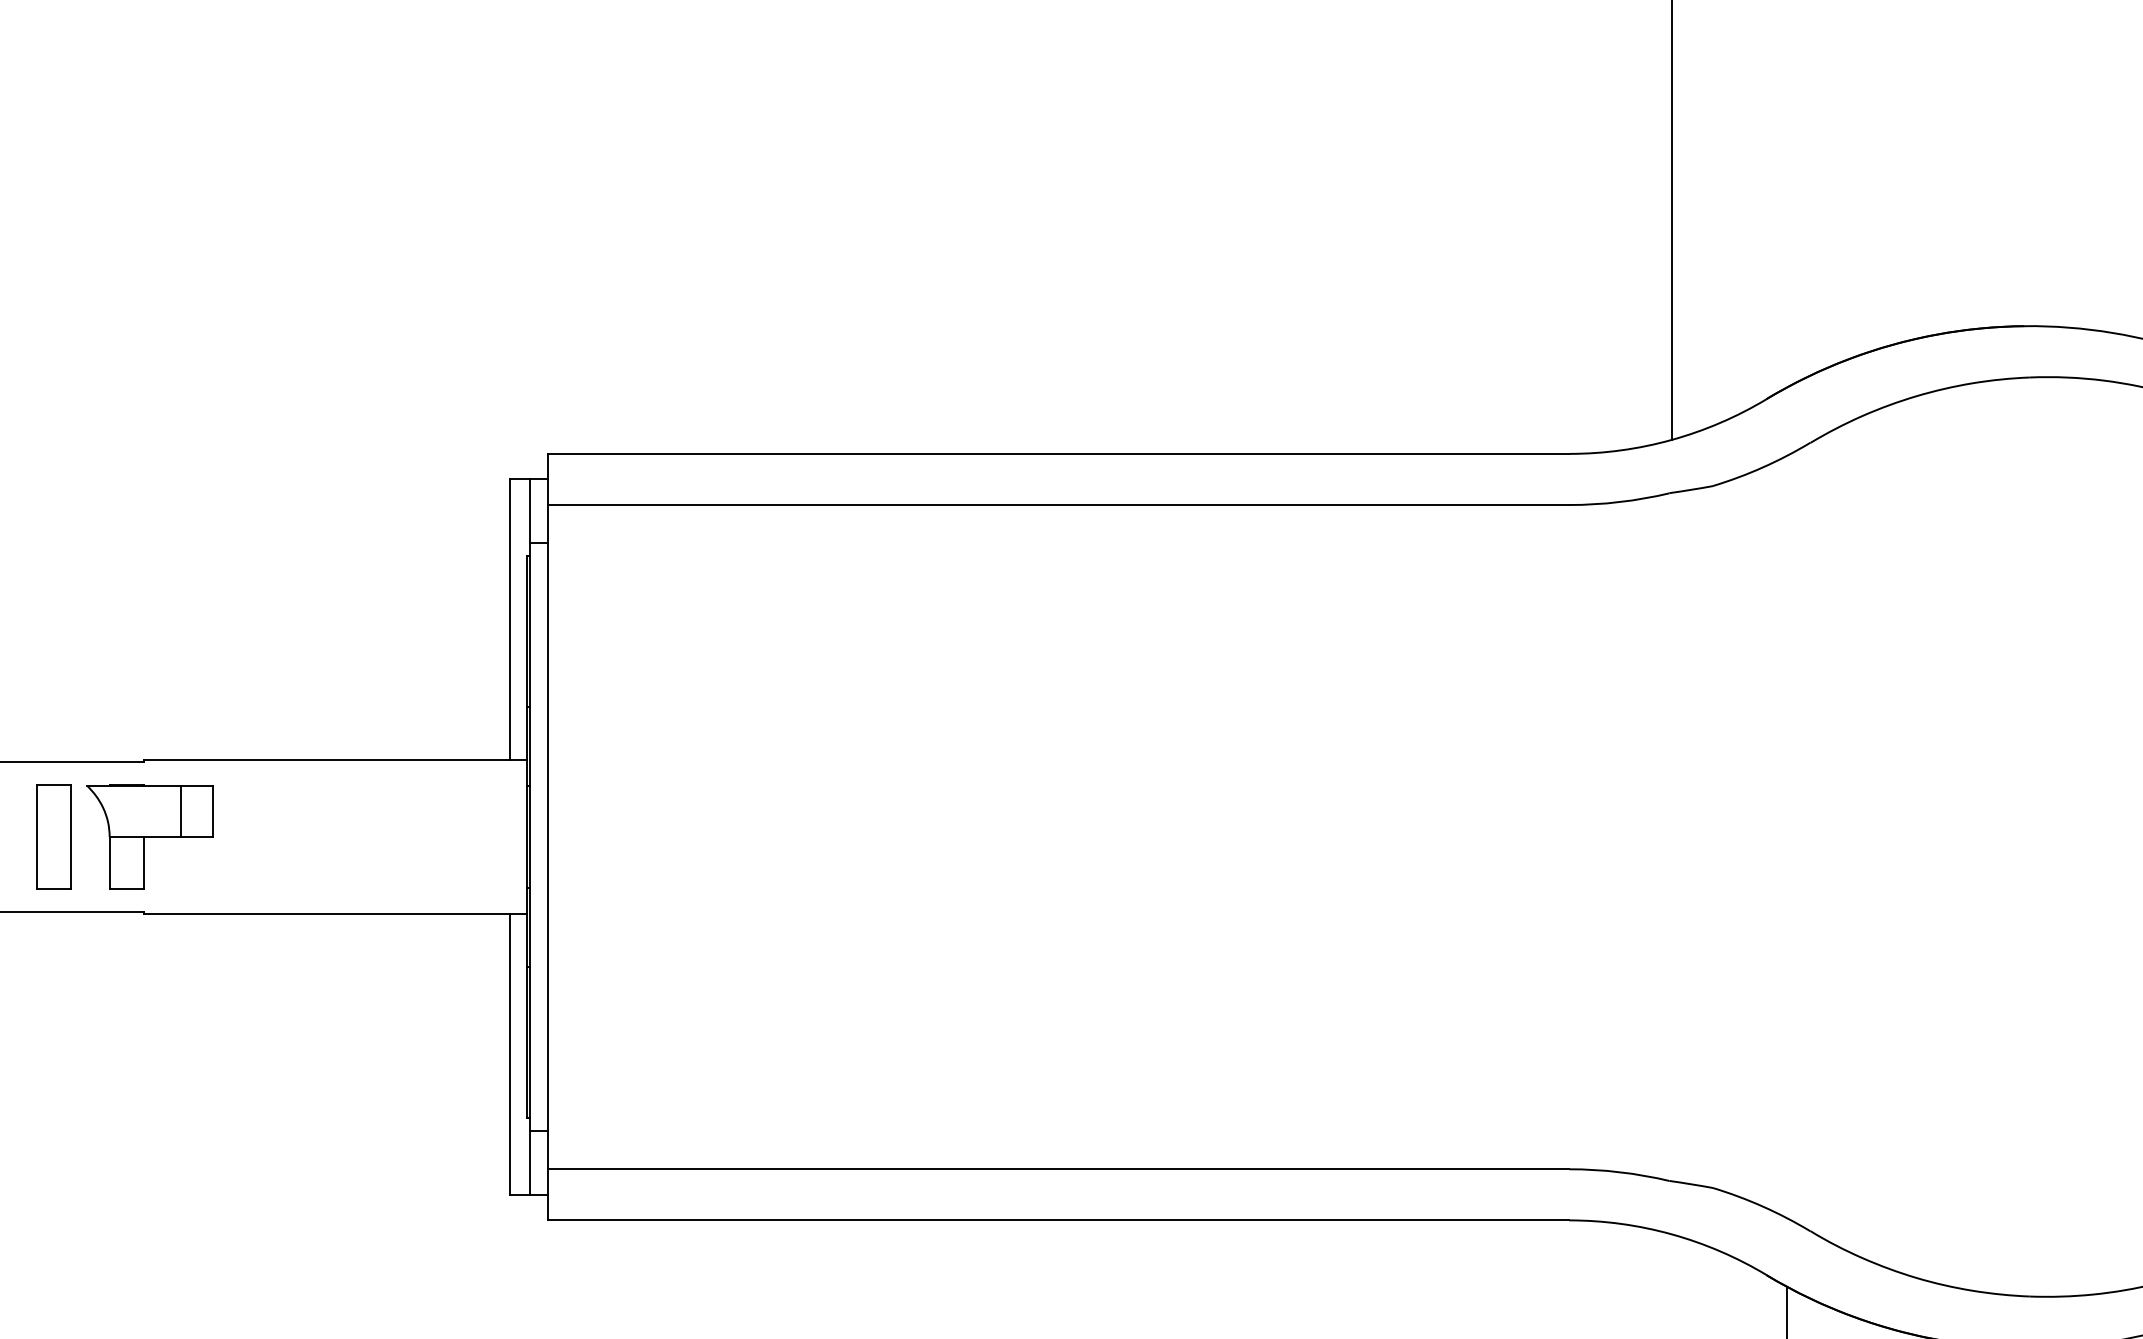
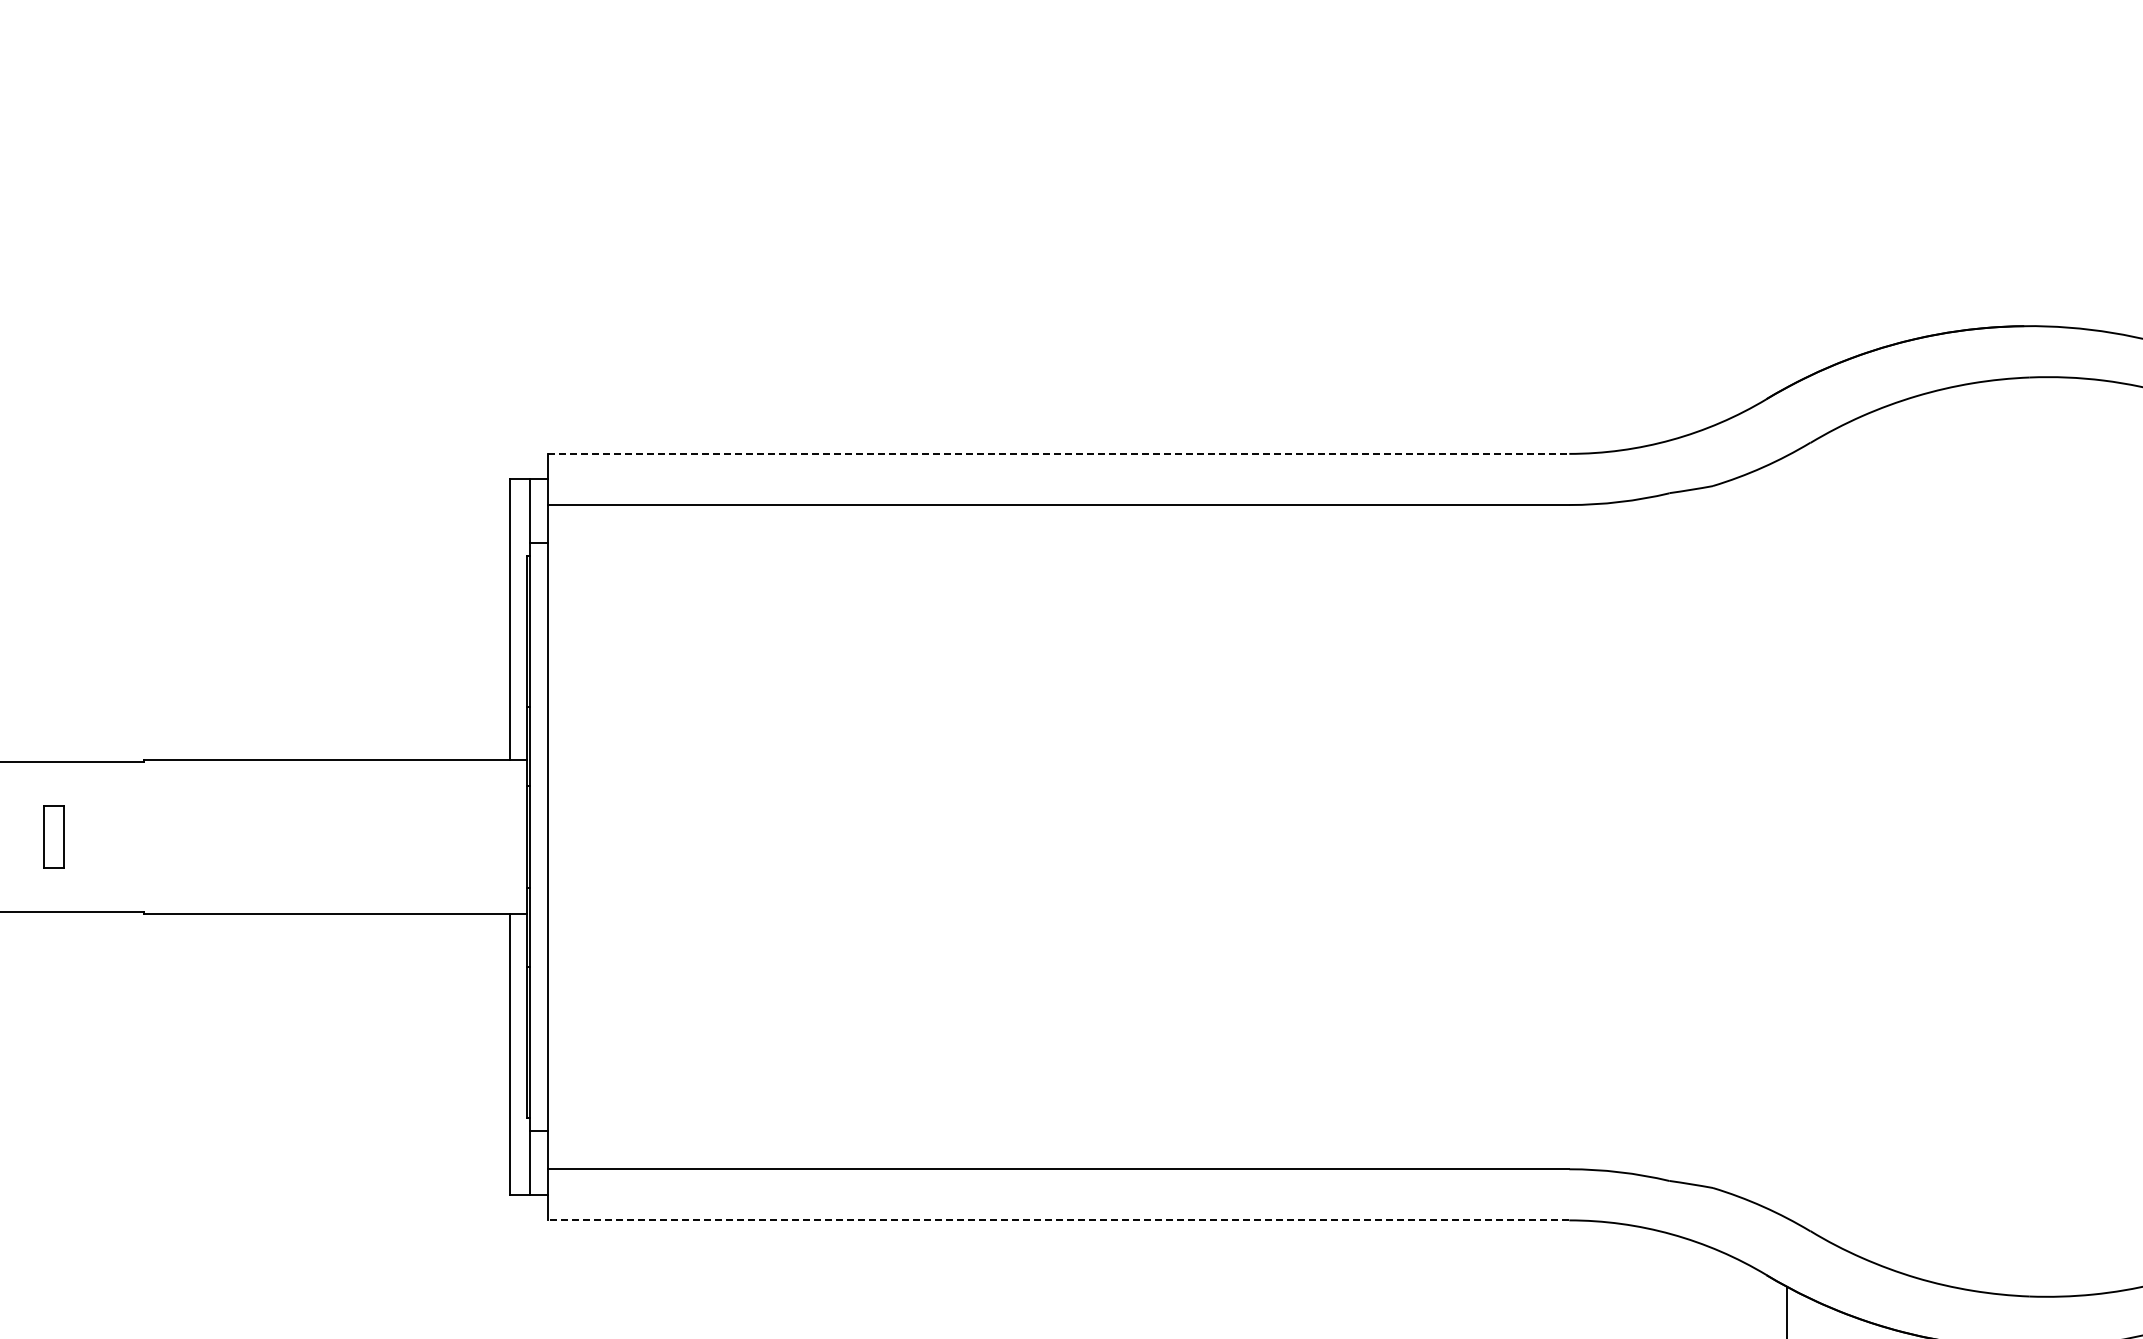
line: present -> none (1672, 220)
line: solid -> dashed (1058, 453)
part size: 36x106 px -> 22x64 px (53, 836)
part: present -> none (149, 836)
line: solid -> dashed (1058, 1220)
